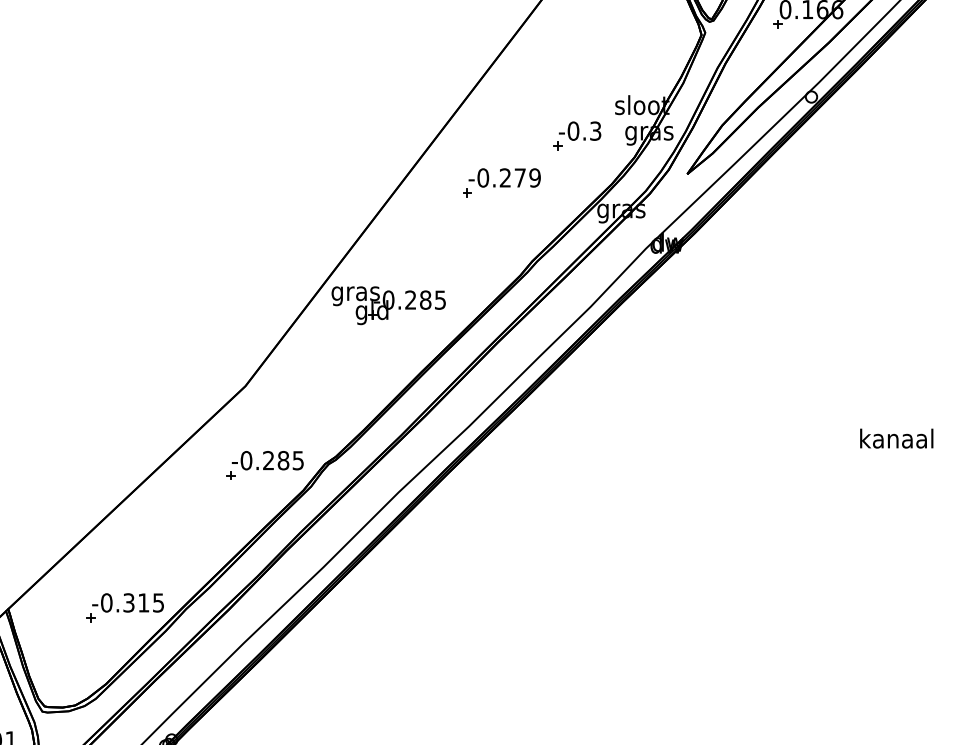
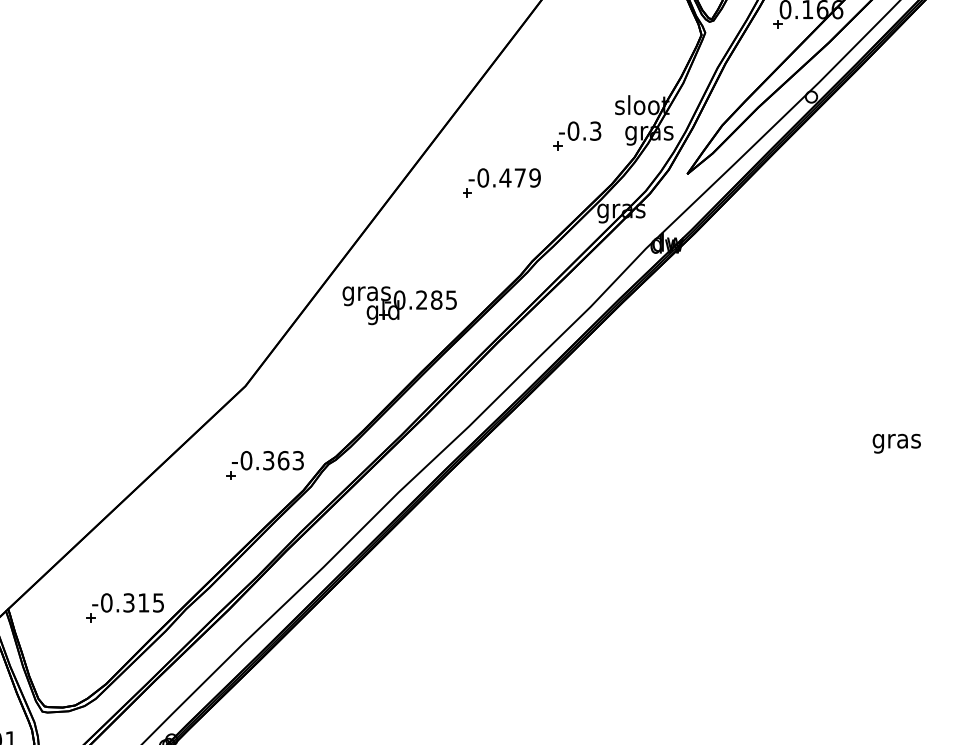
text: -0.279 -> -0.479 (505, 177)
part position: (388, 305) -> (399, 305) (399, 305)
text: kanaal -> gras (896, 440)
text: -0.285 -> -0.363 (283, 460)
